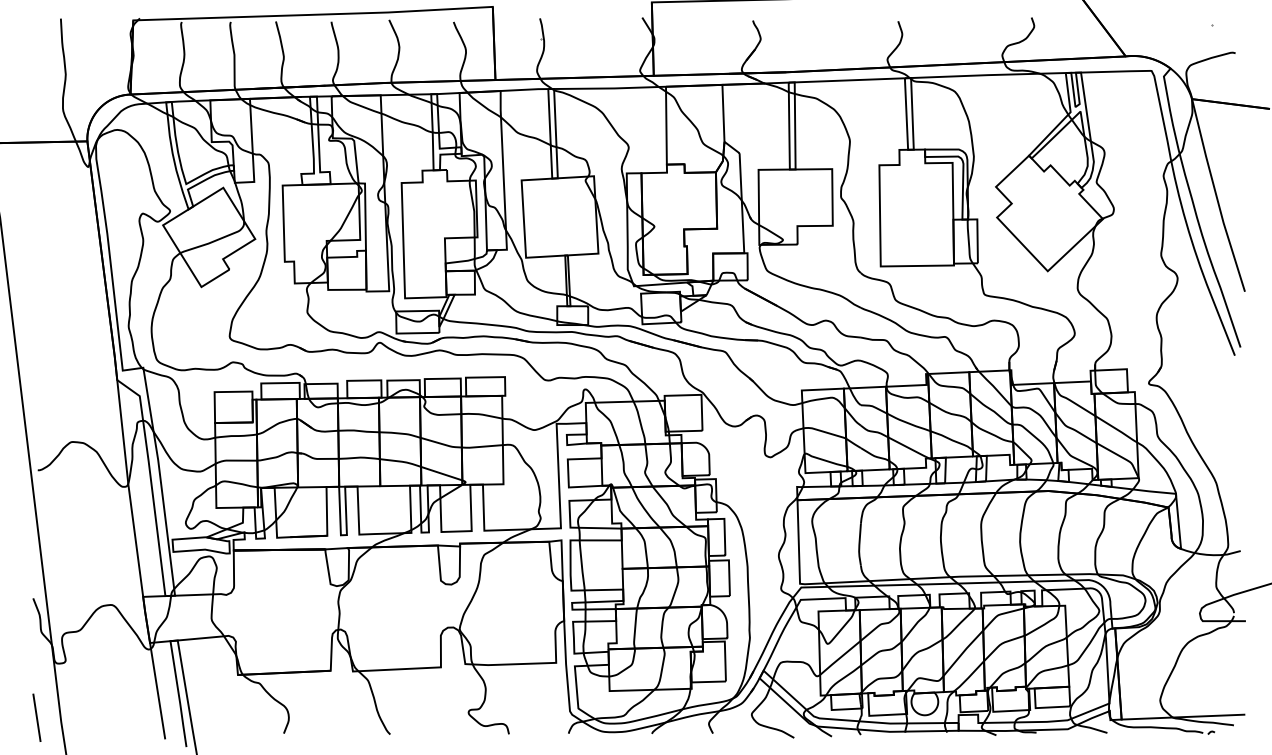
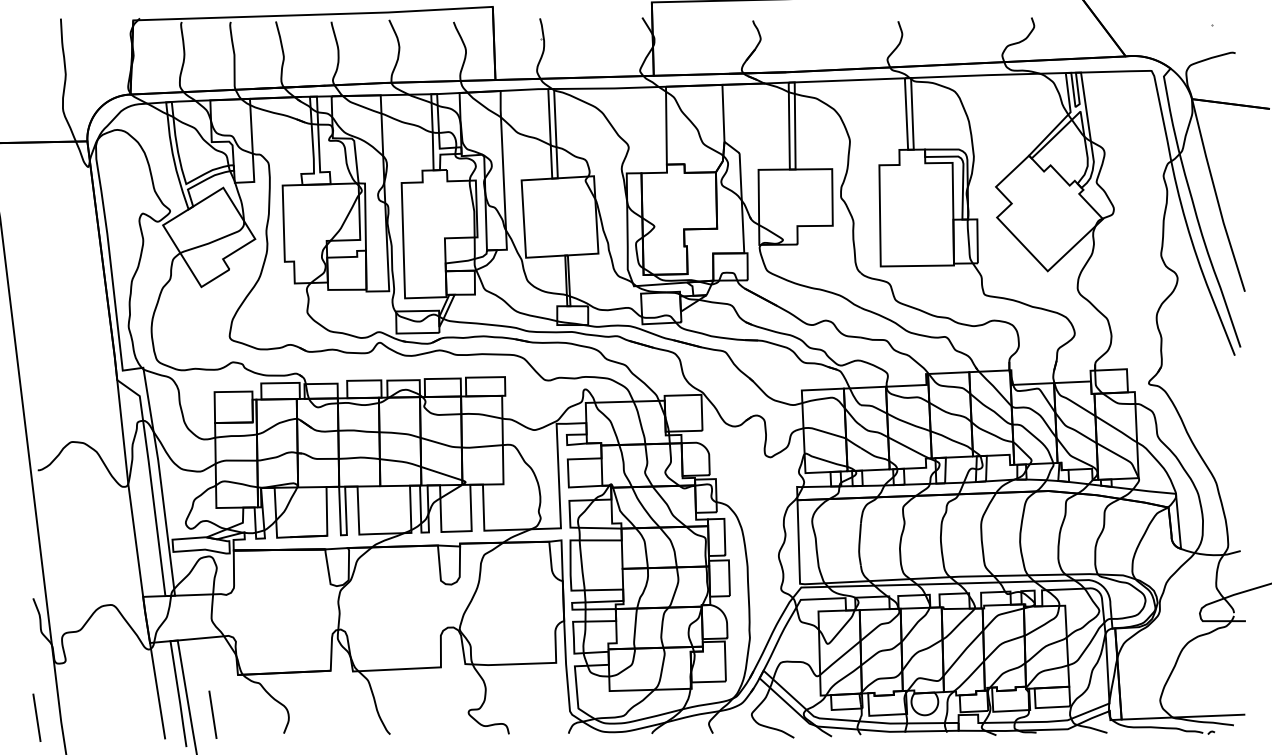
line: none -> present (212, 714)
